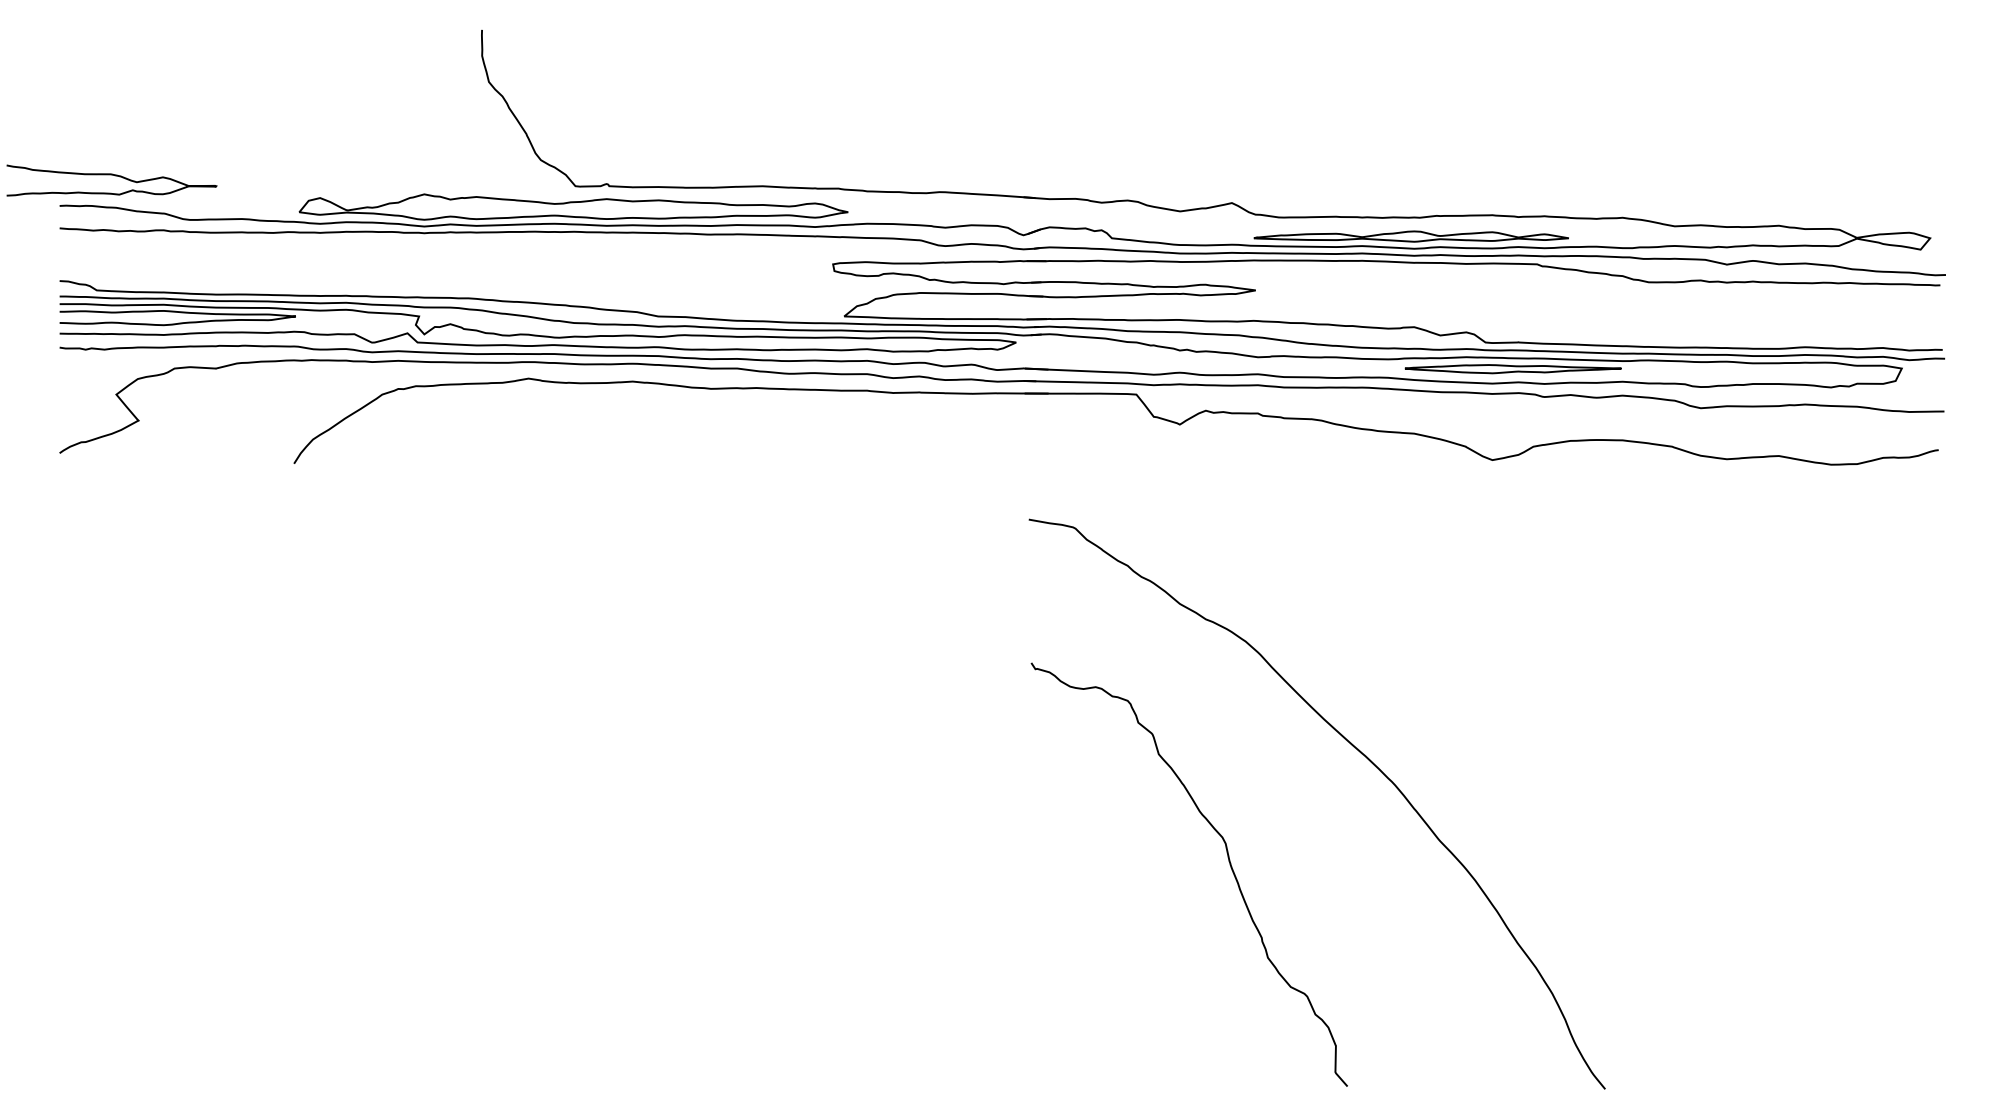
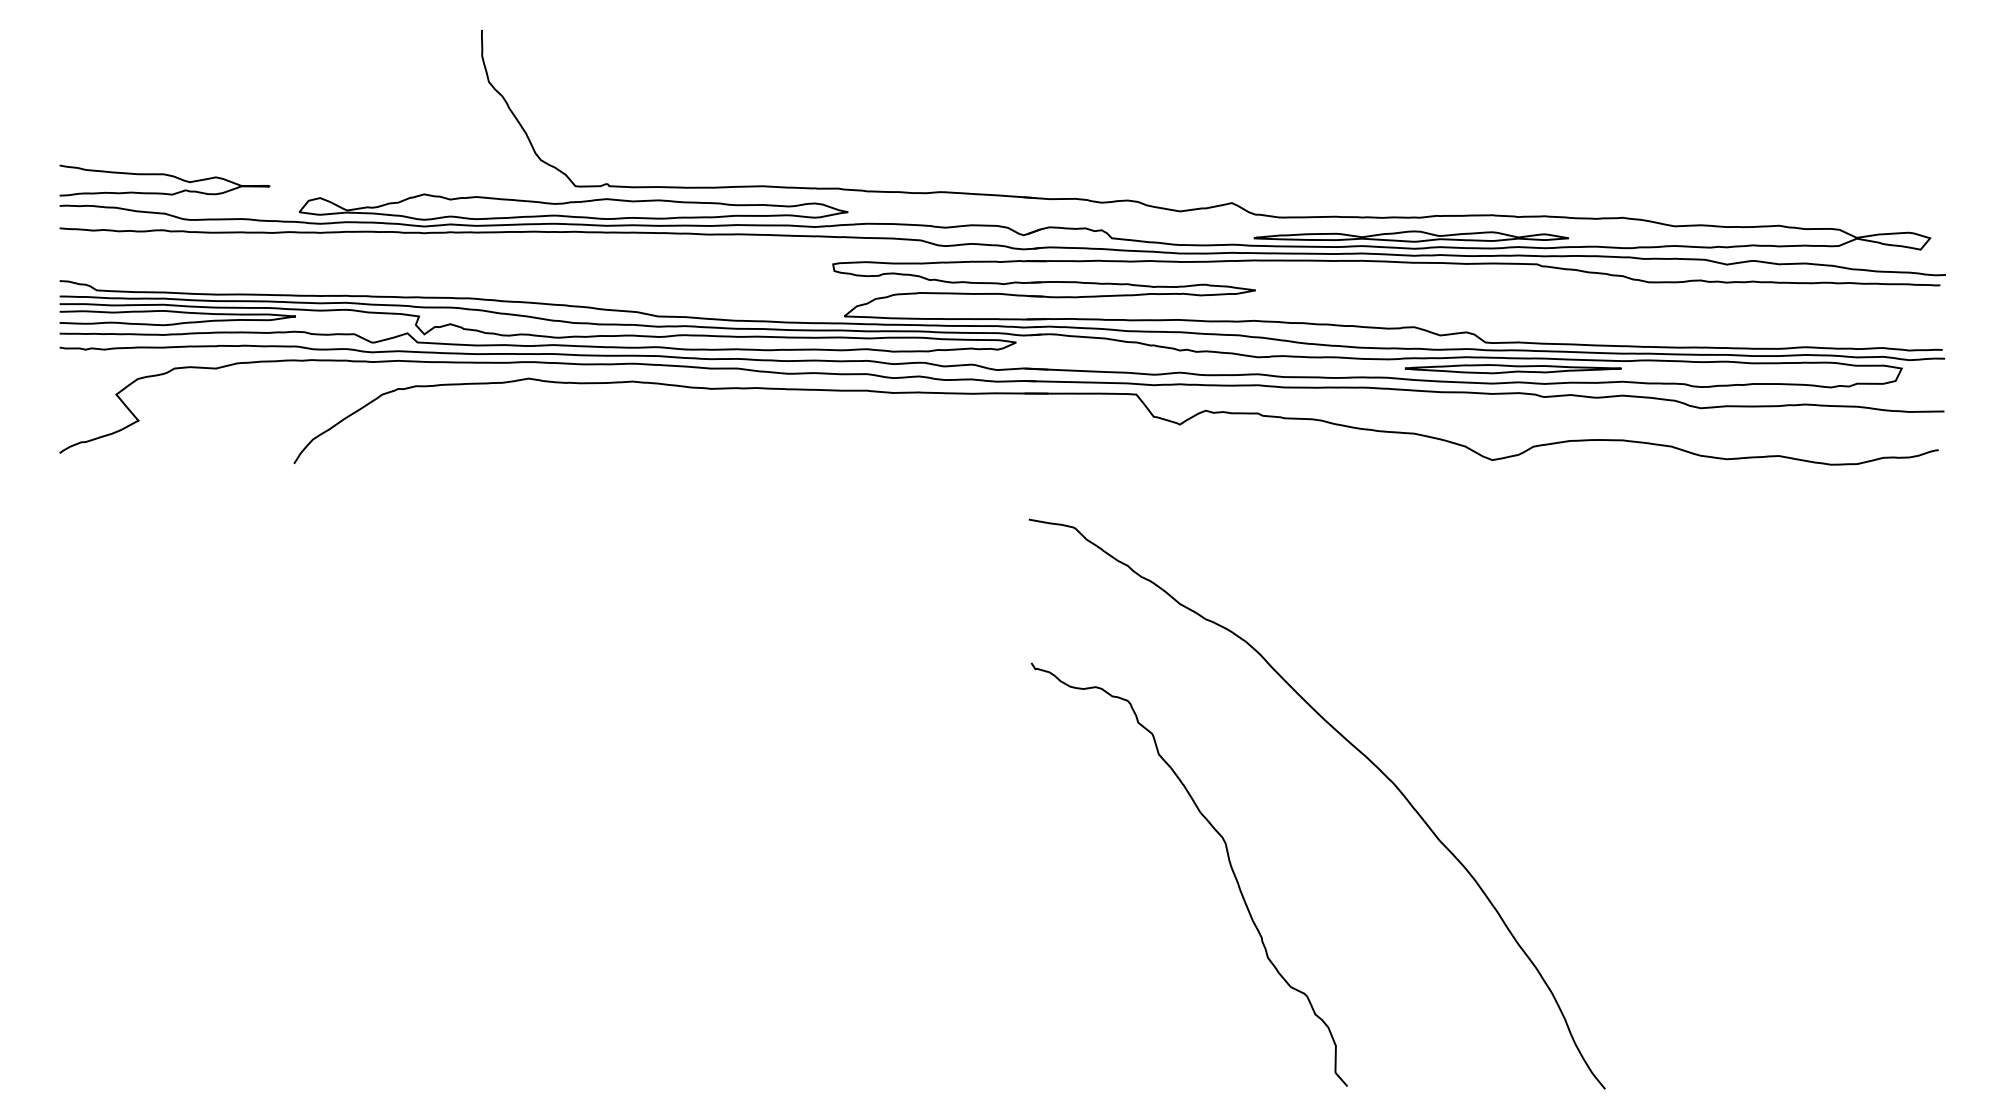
curve position: (111, 175) -> (164, 175) (164, 175)
